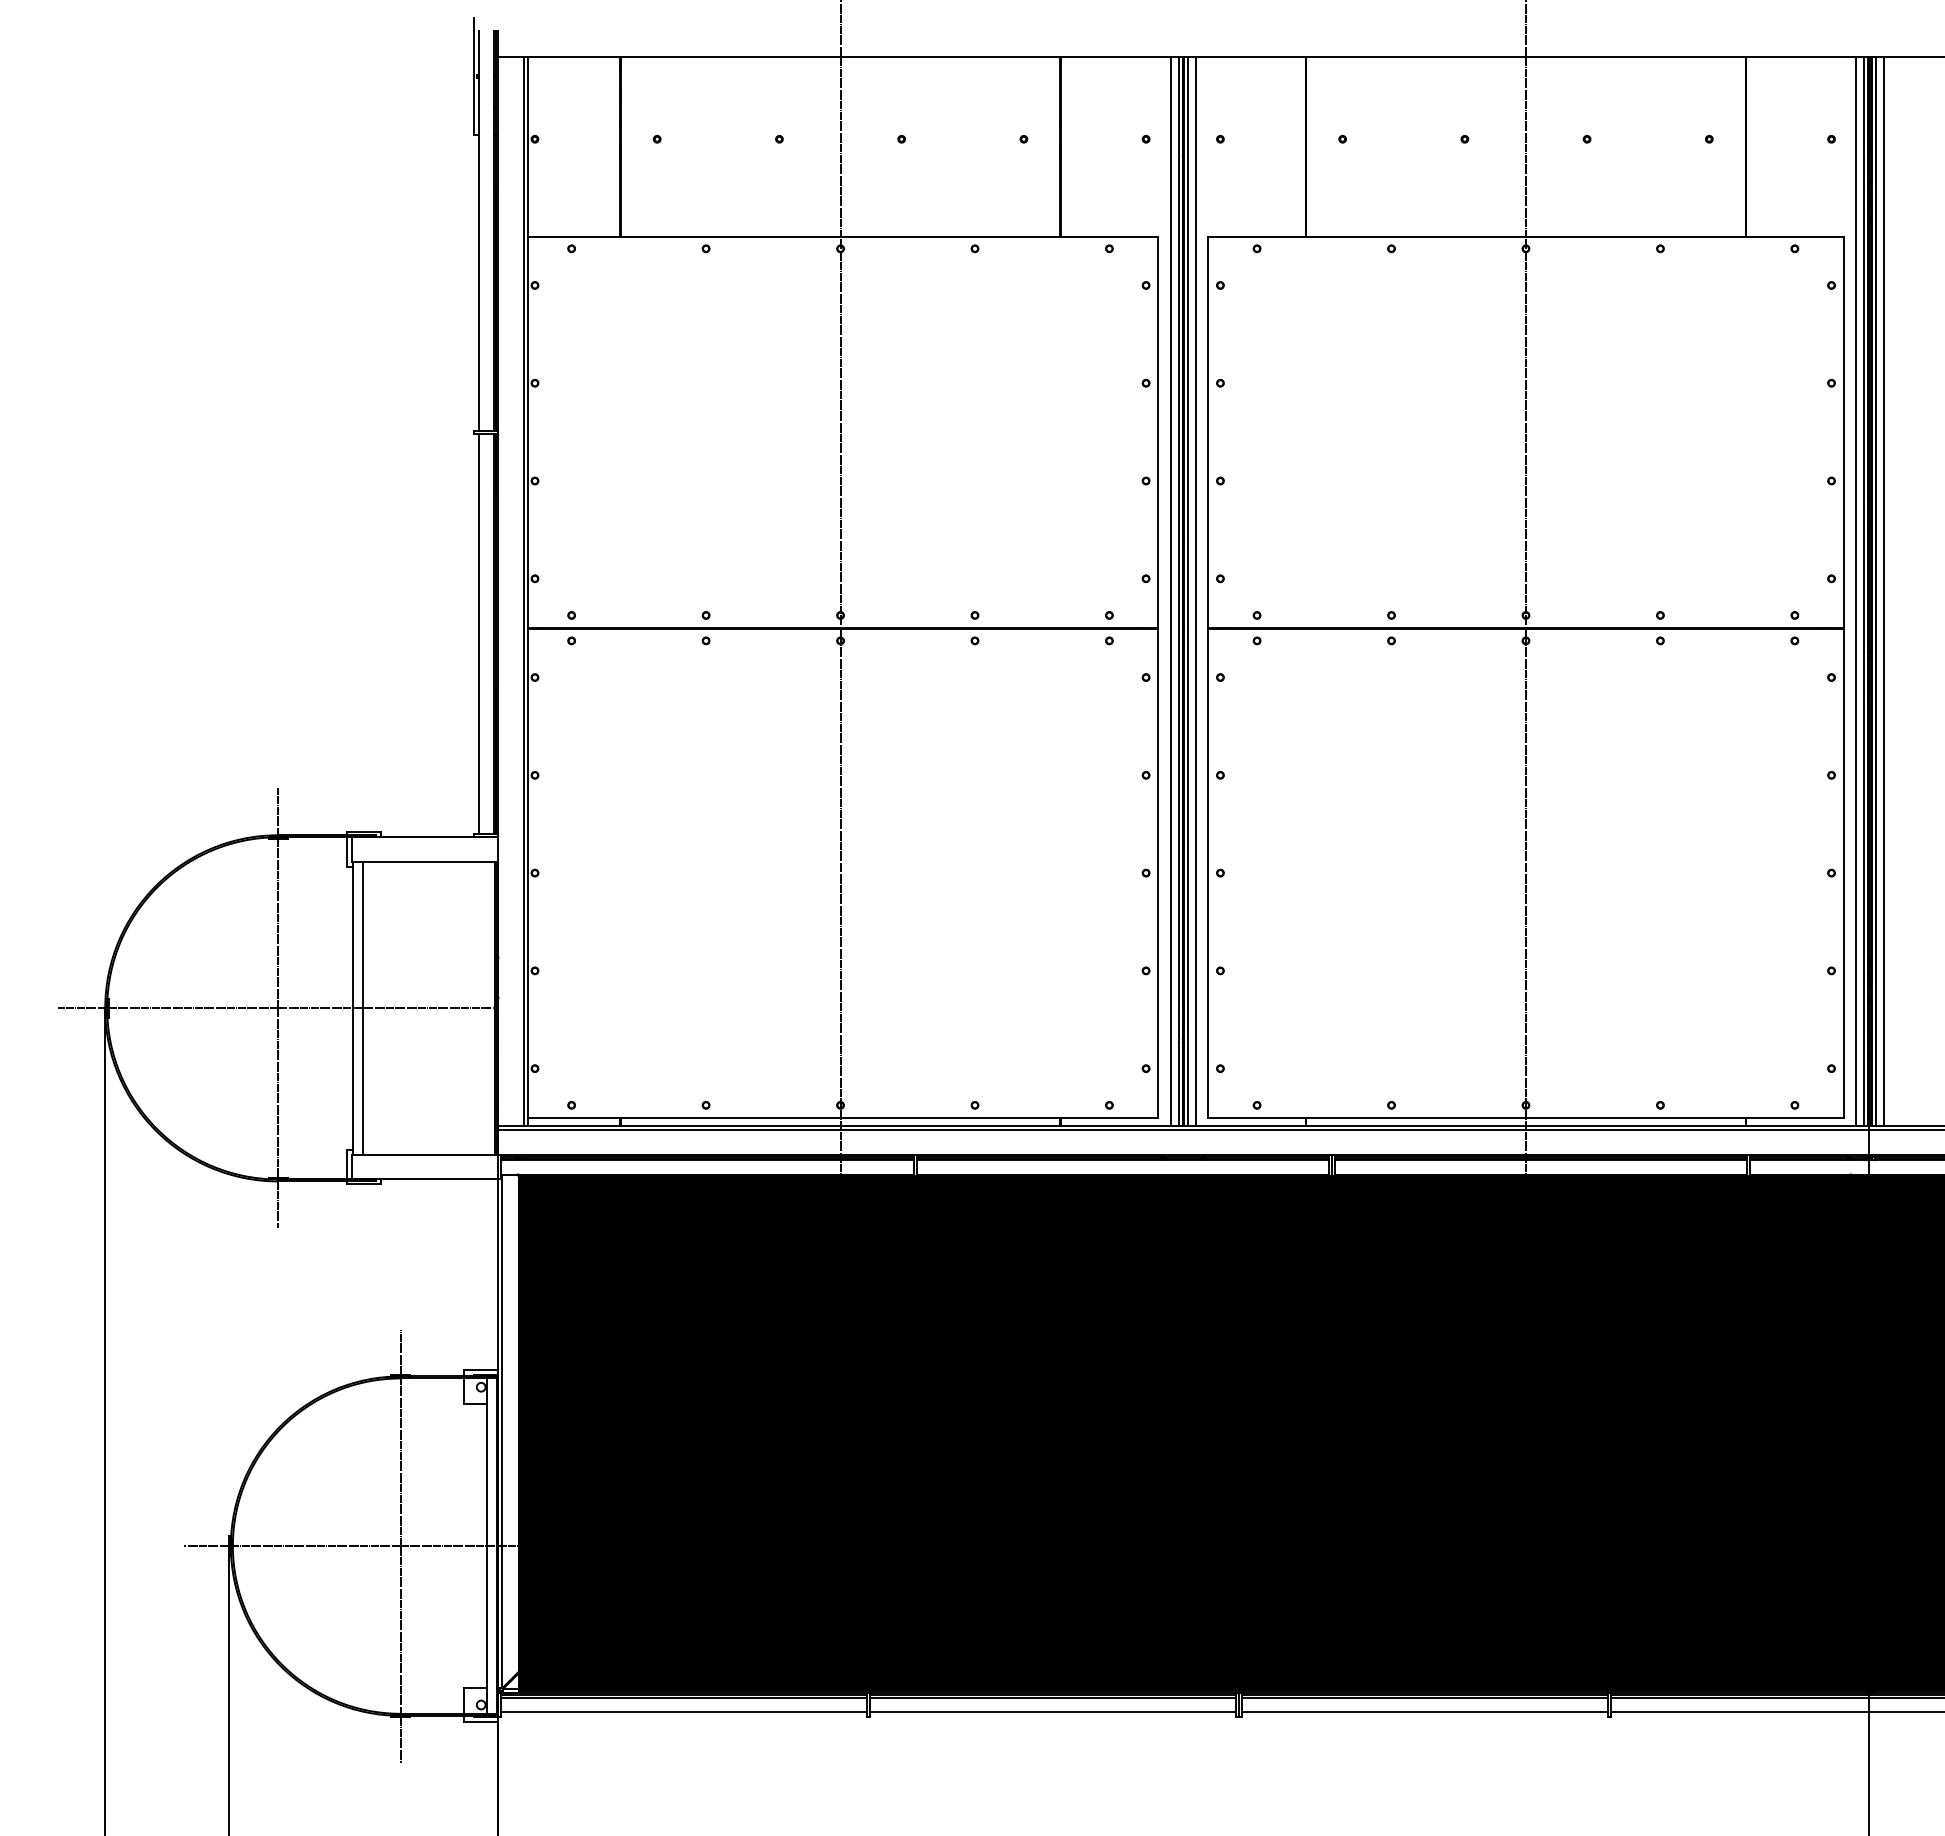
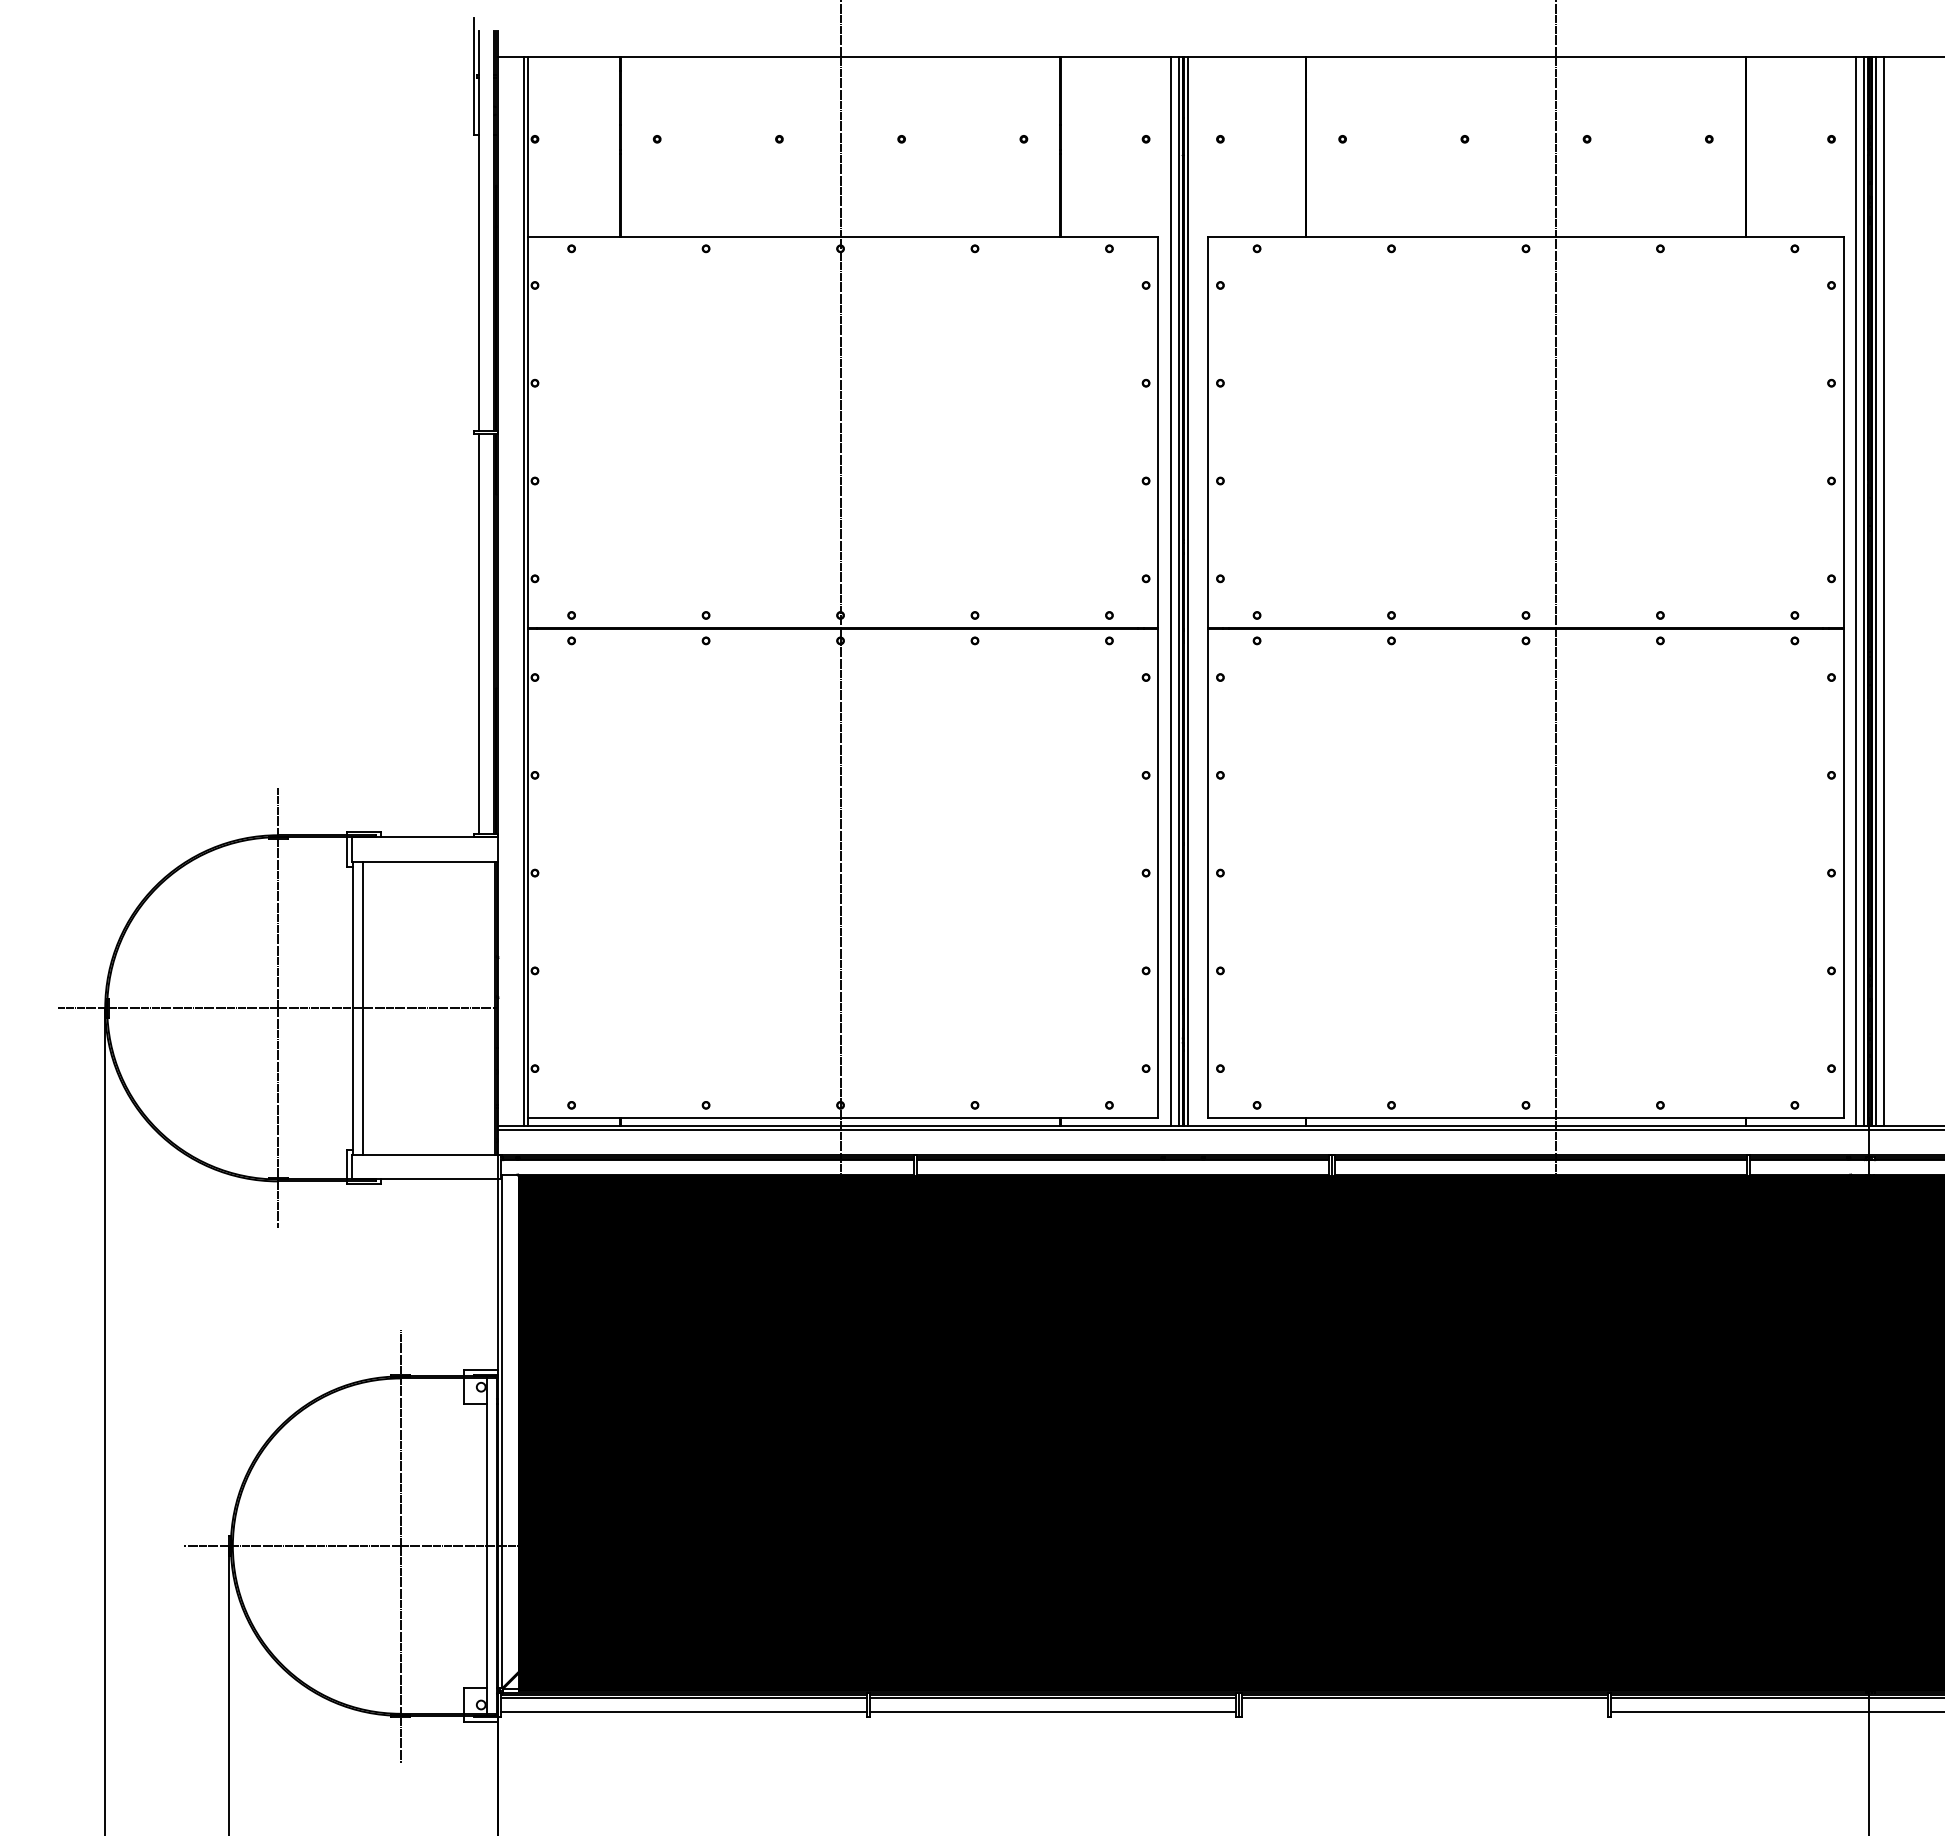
line: present -> none (1195, 591)
line position: (1525, 615) -> (1555, 615) (1555, 615)
line: present -> none (1425, 1712)
